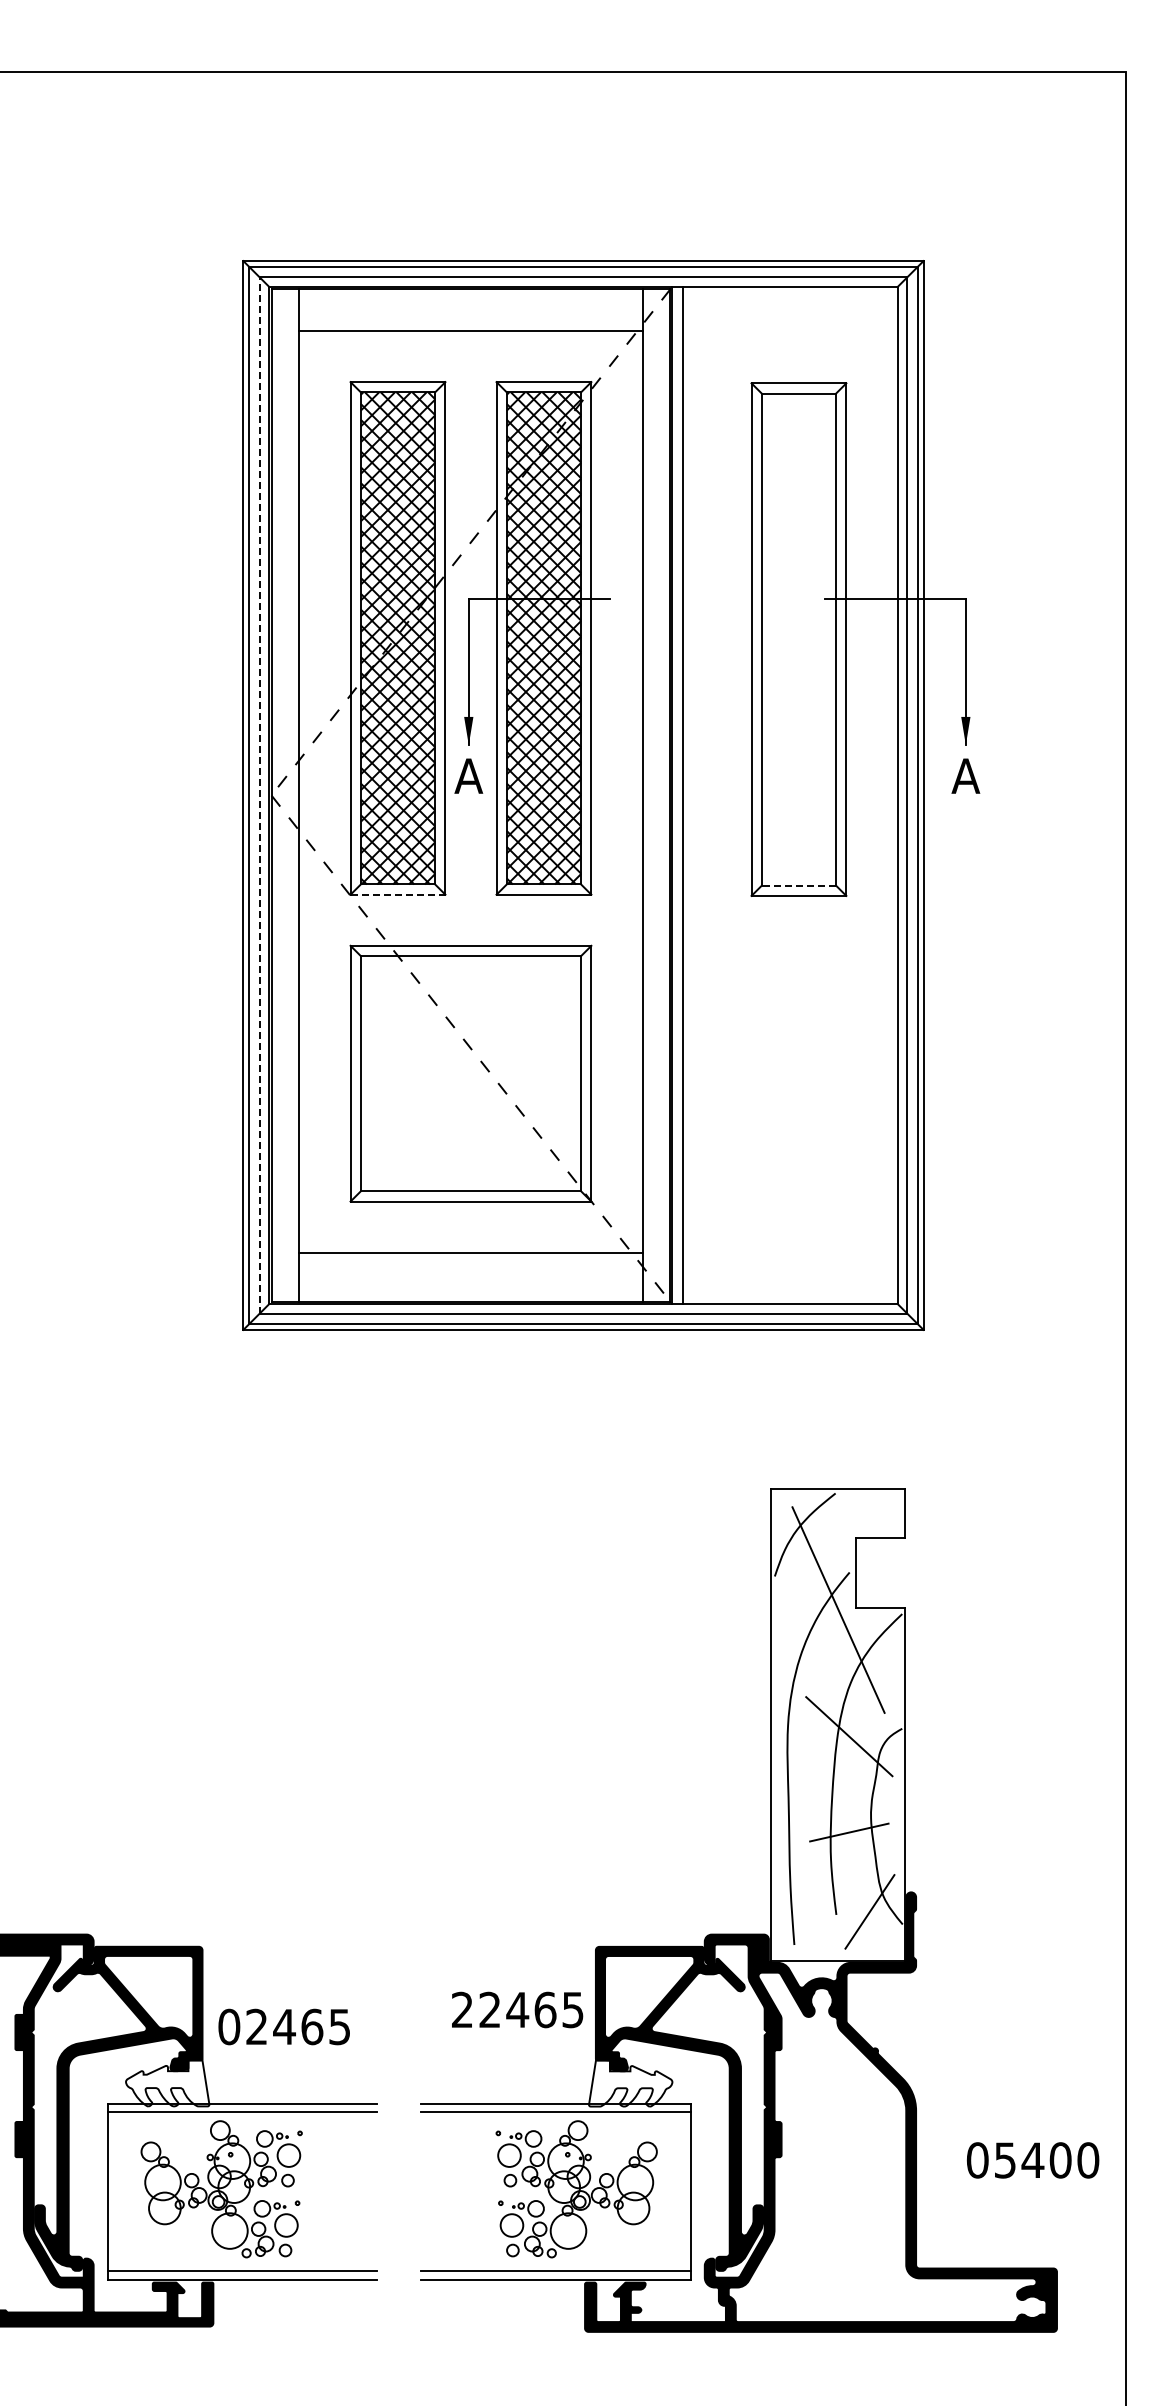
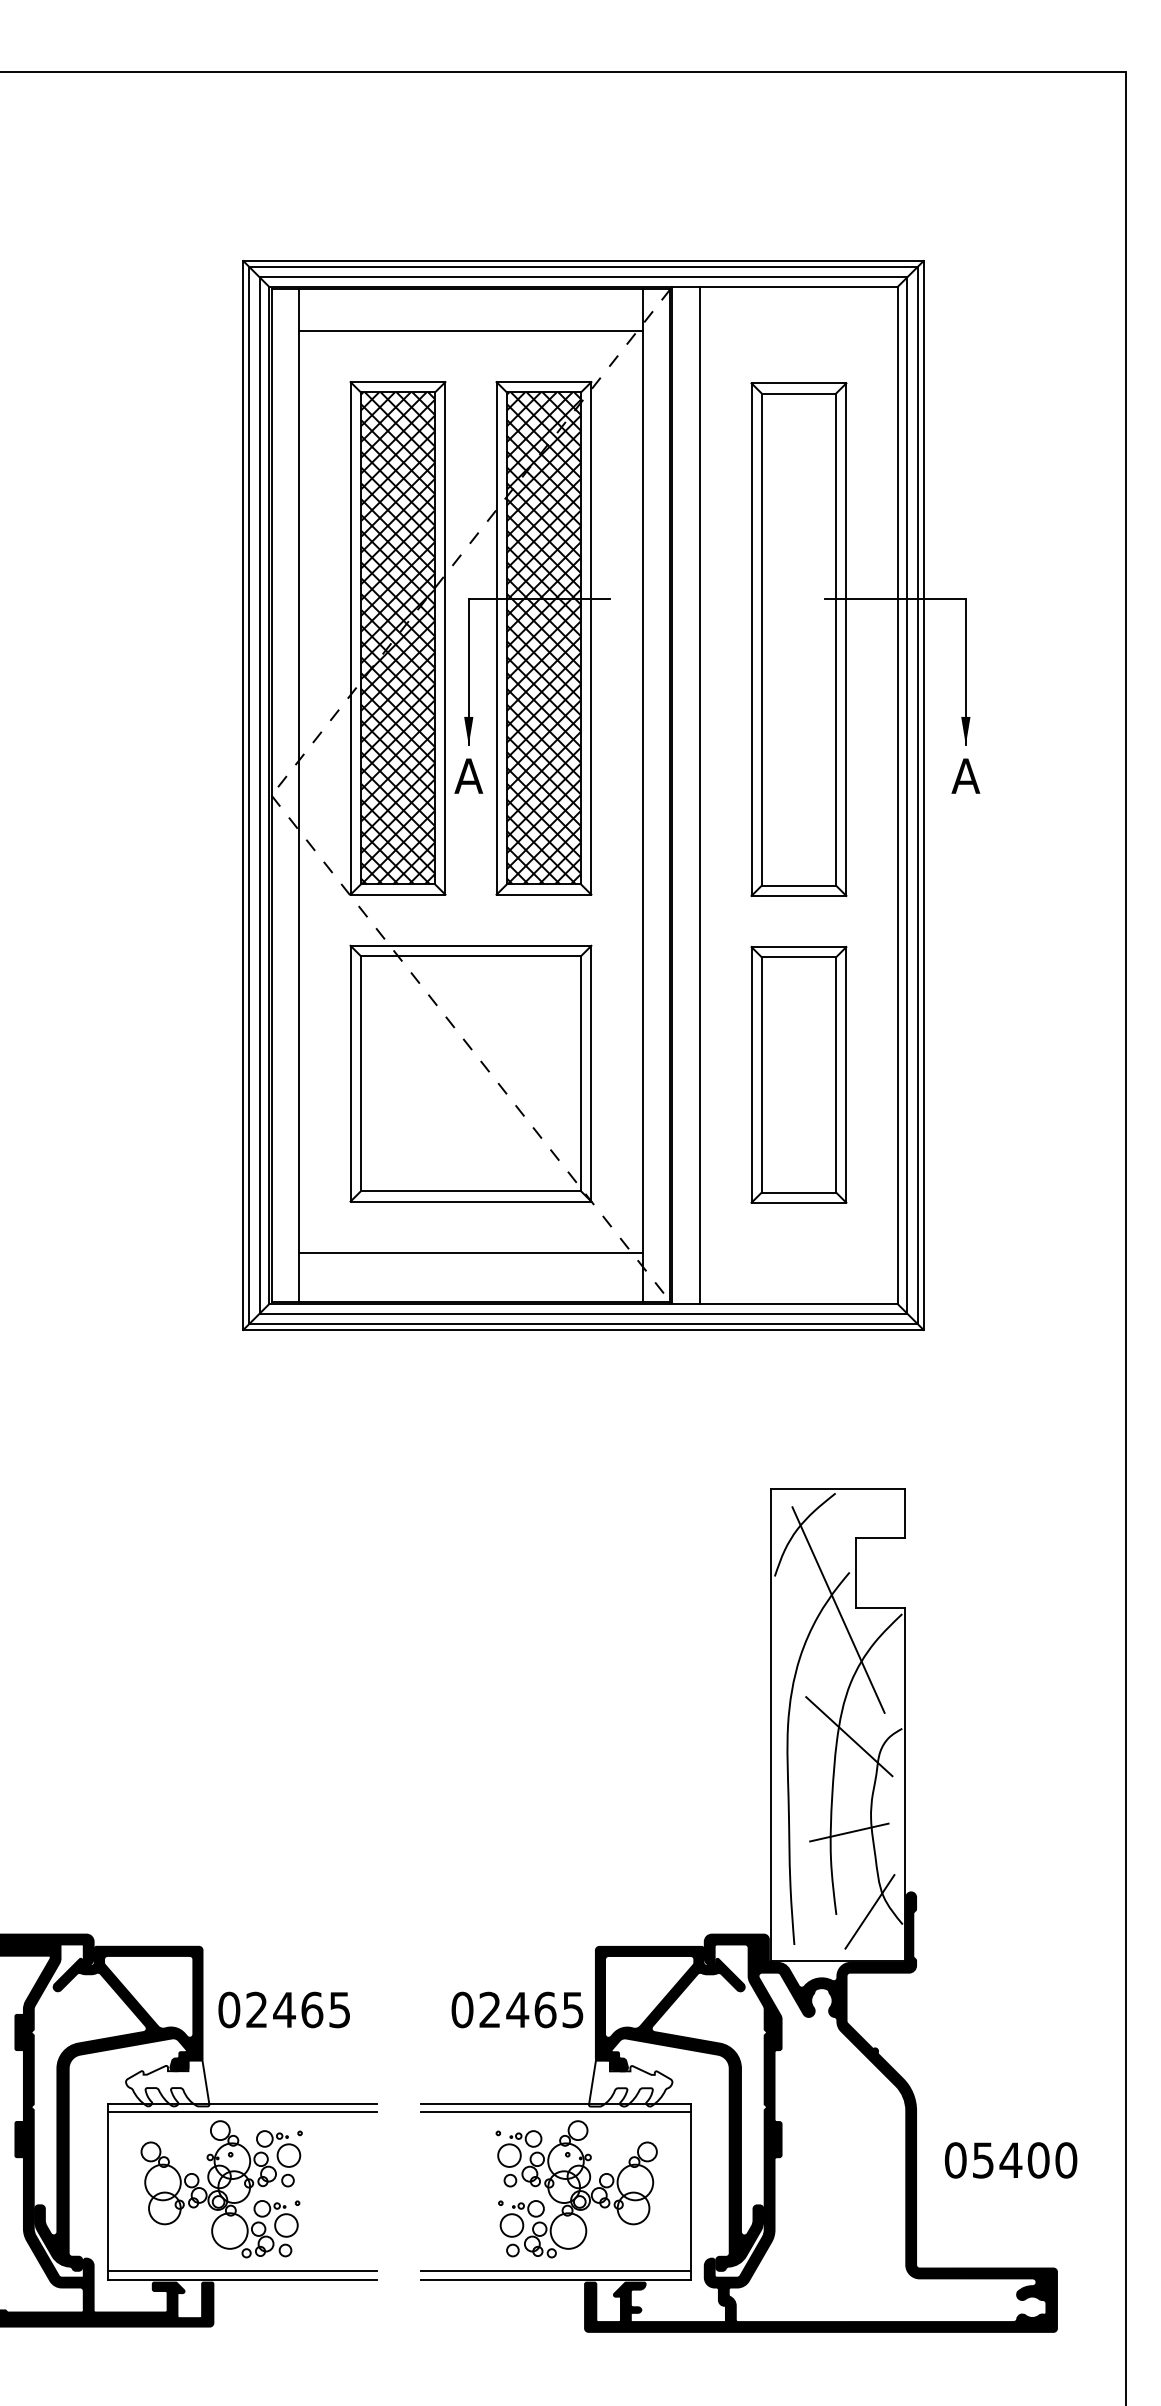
line: dashed -> solid (259, 795)
line position: (683, 795) -> (700, 795) (700, 795)
line: dashed -> solid (798, 885)
line: dashed -> solid (398, 894)
part: none -> present (798, 1074)
text: 22465 -> 02465 (462, 2009)
text position: (283, 2026) -> (283, 2009) (283, 2009)
text position: (1032, 2160) -> (1010, 2160) (1010, 2160)
